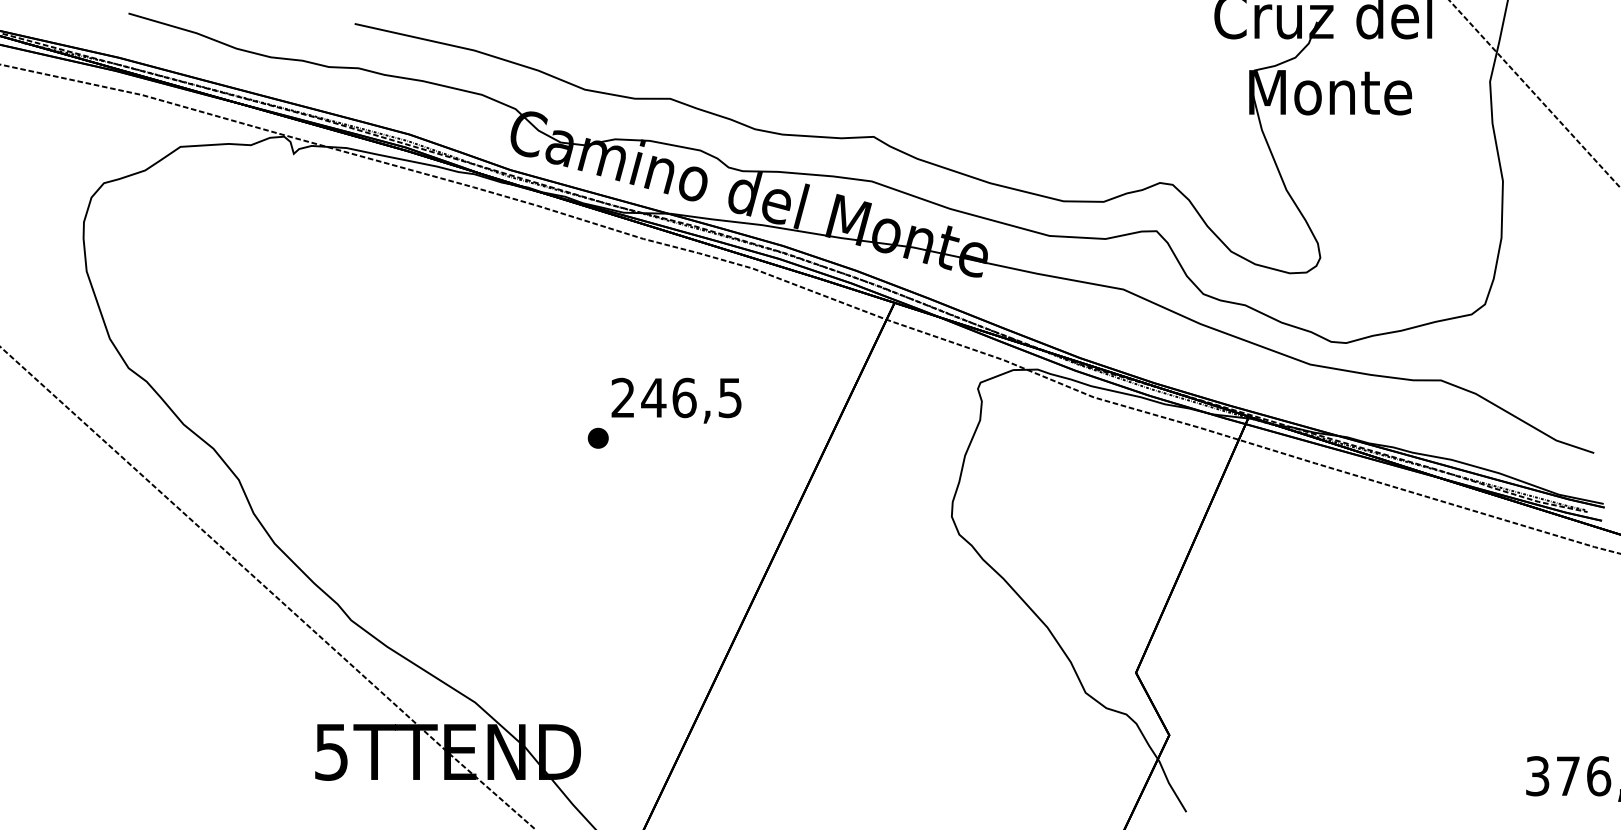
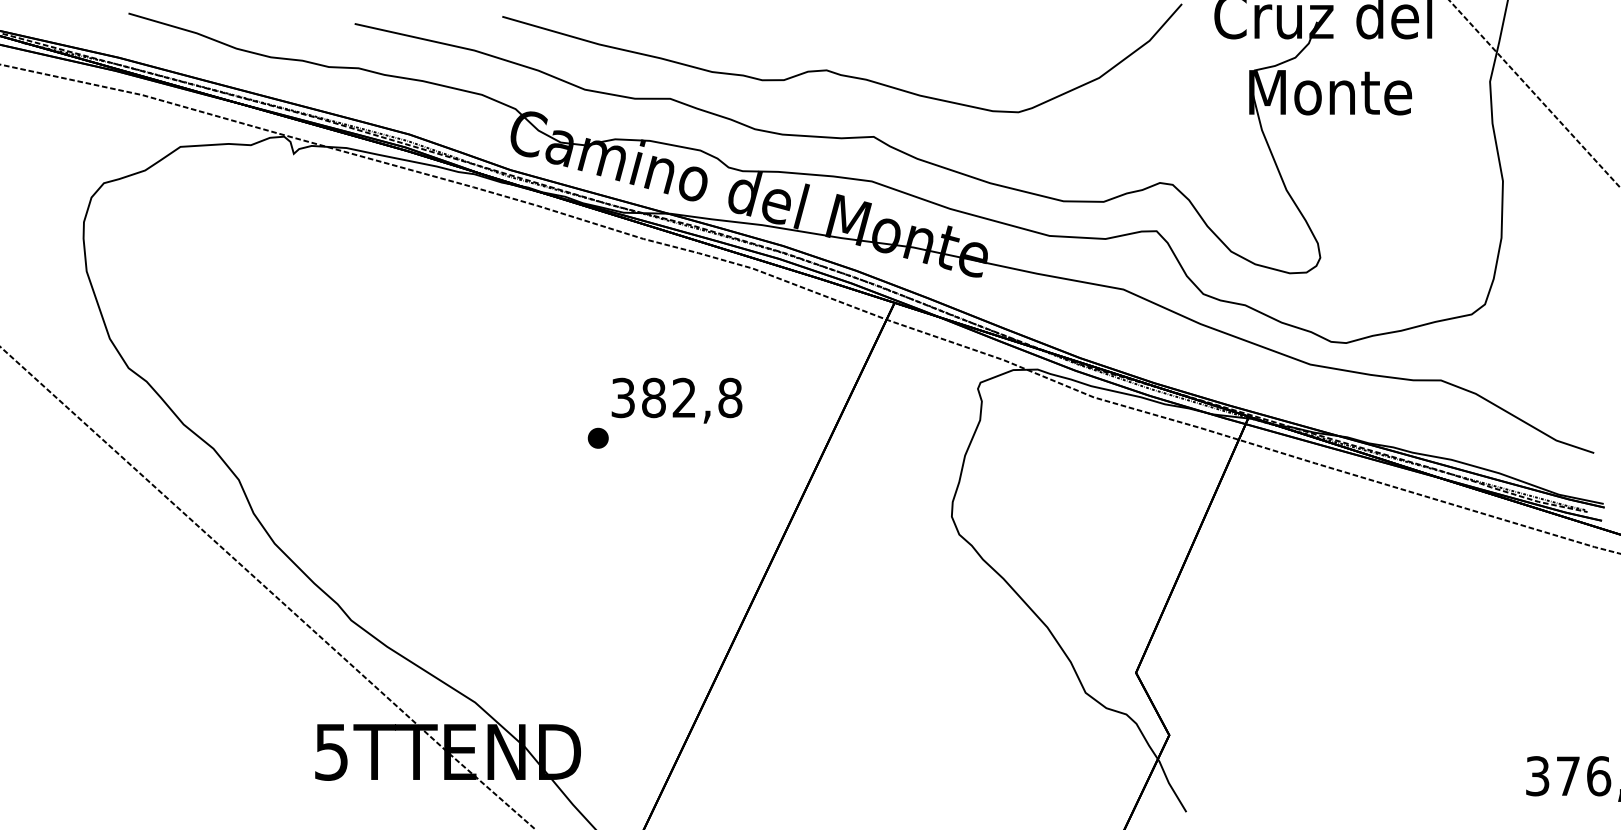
part: none -> present (836, 72)
text: 246,5 -> 382,8 (676, 397)
